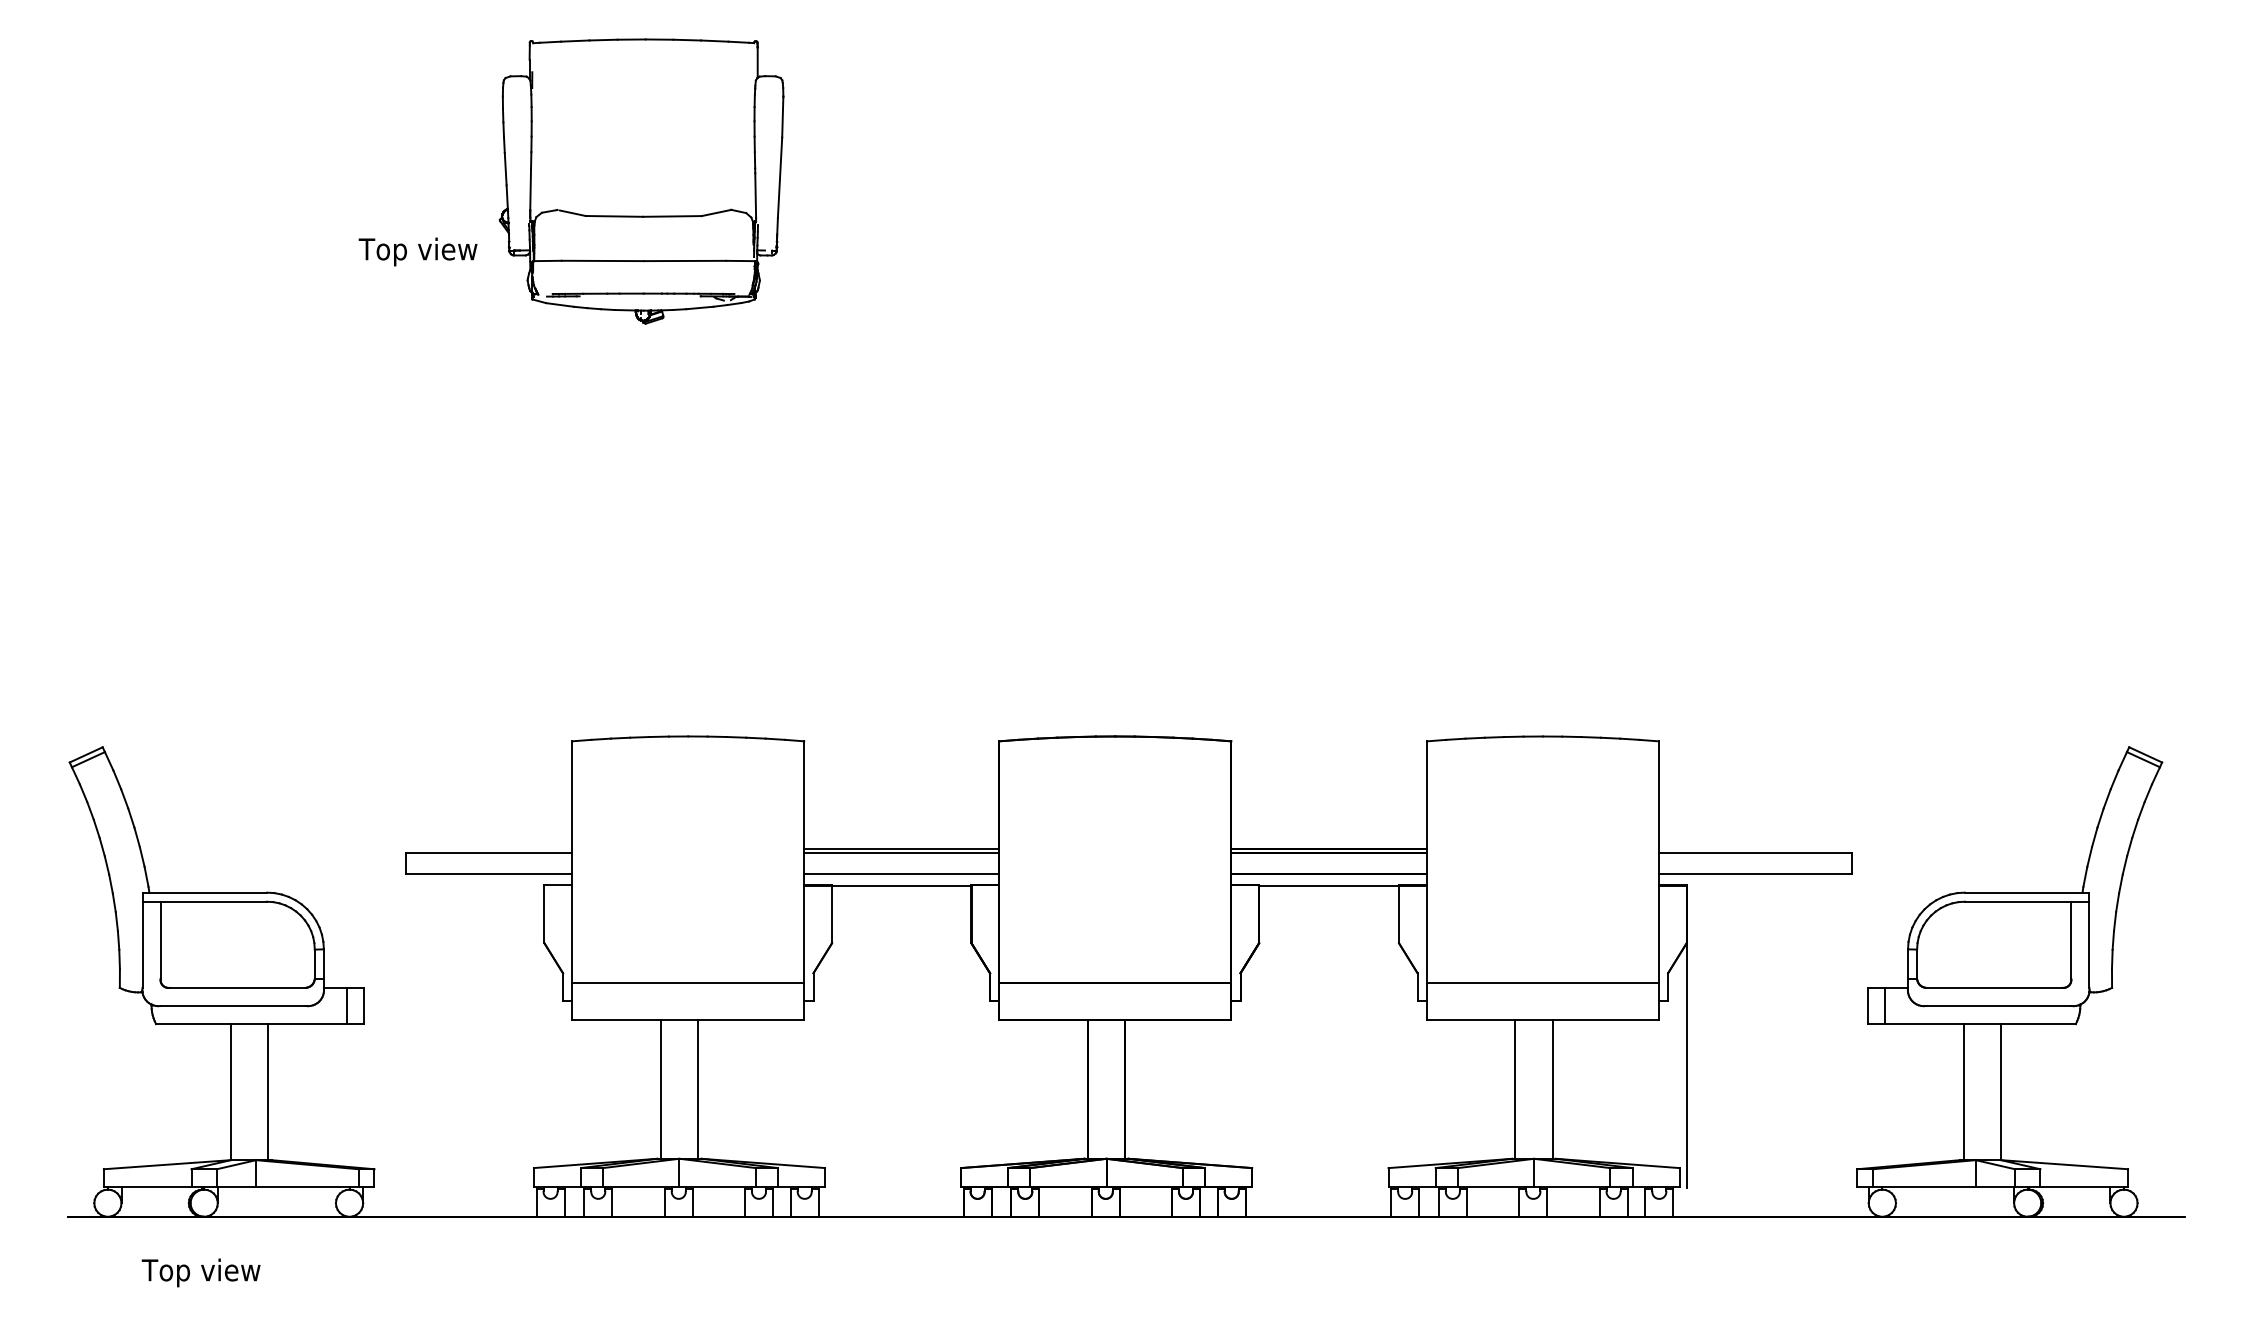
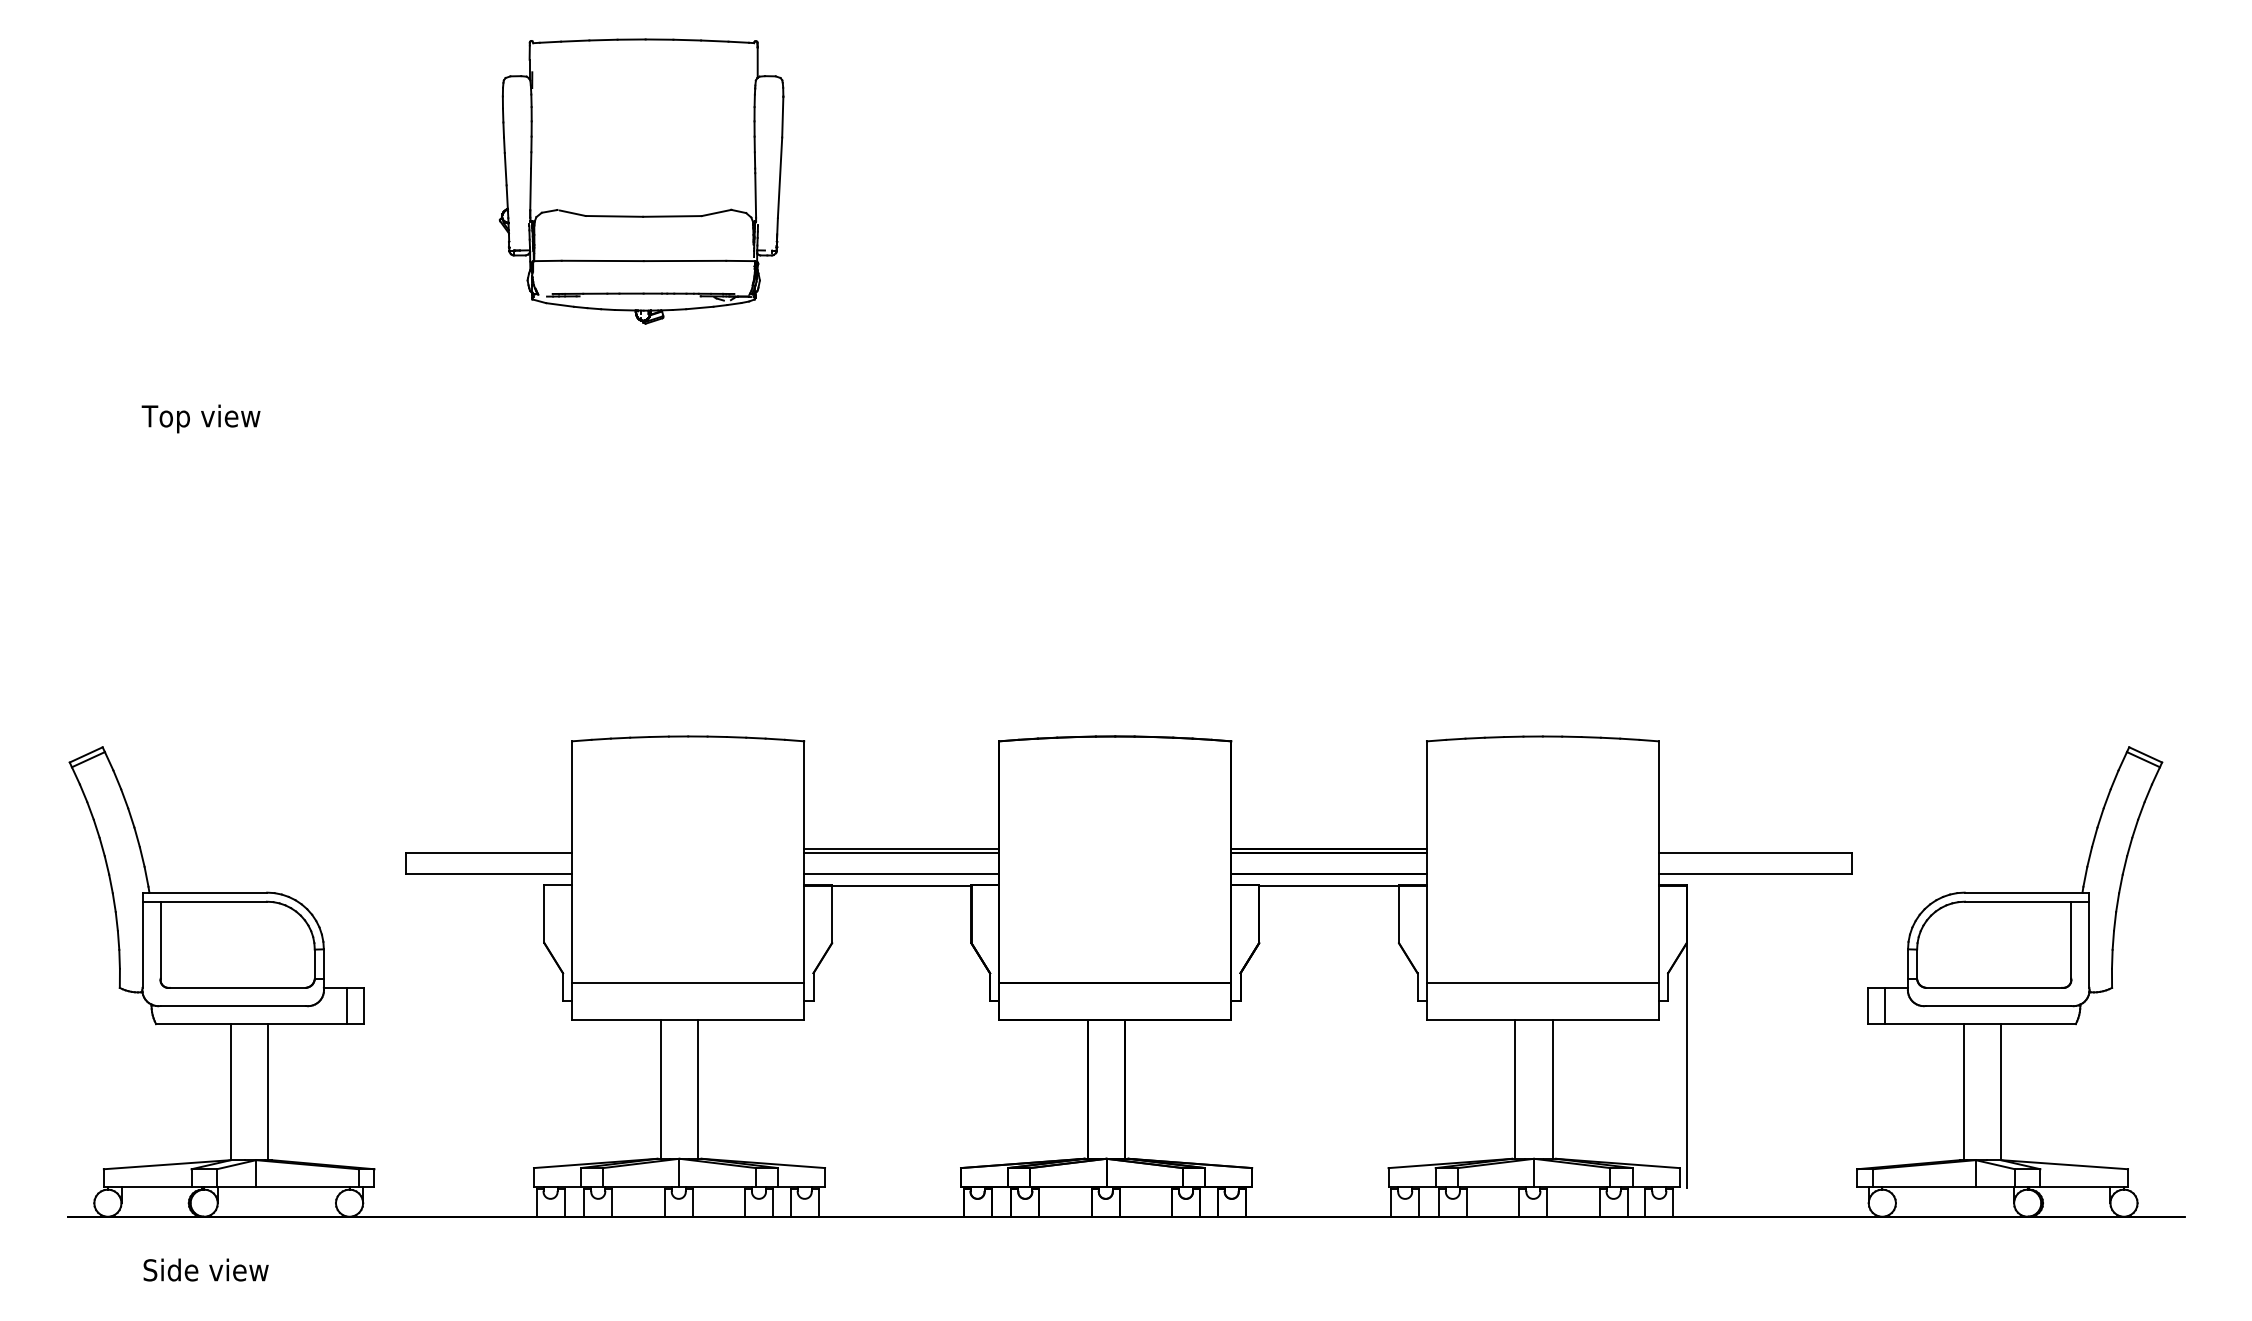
text position: (417, 251) -> (200, 418) (200, 418)
text: Top view -> Side view (204, 1272)
